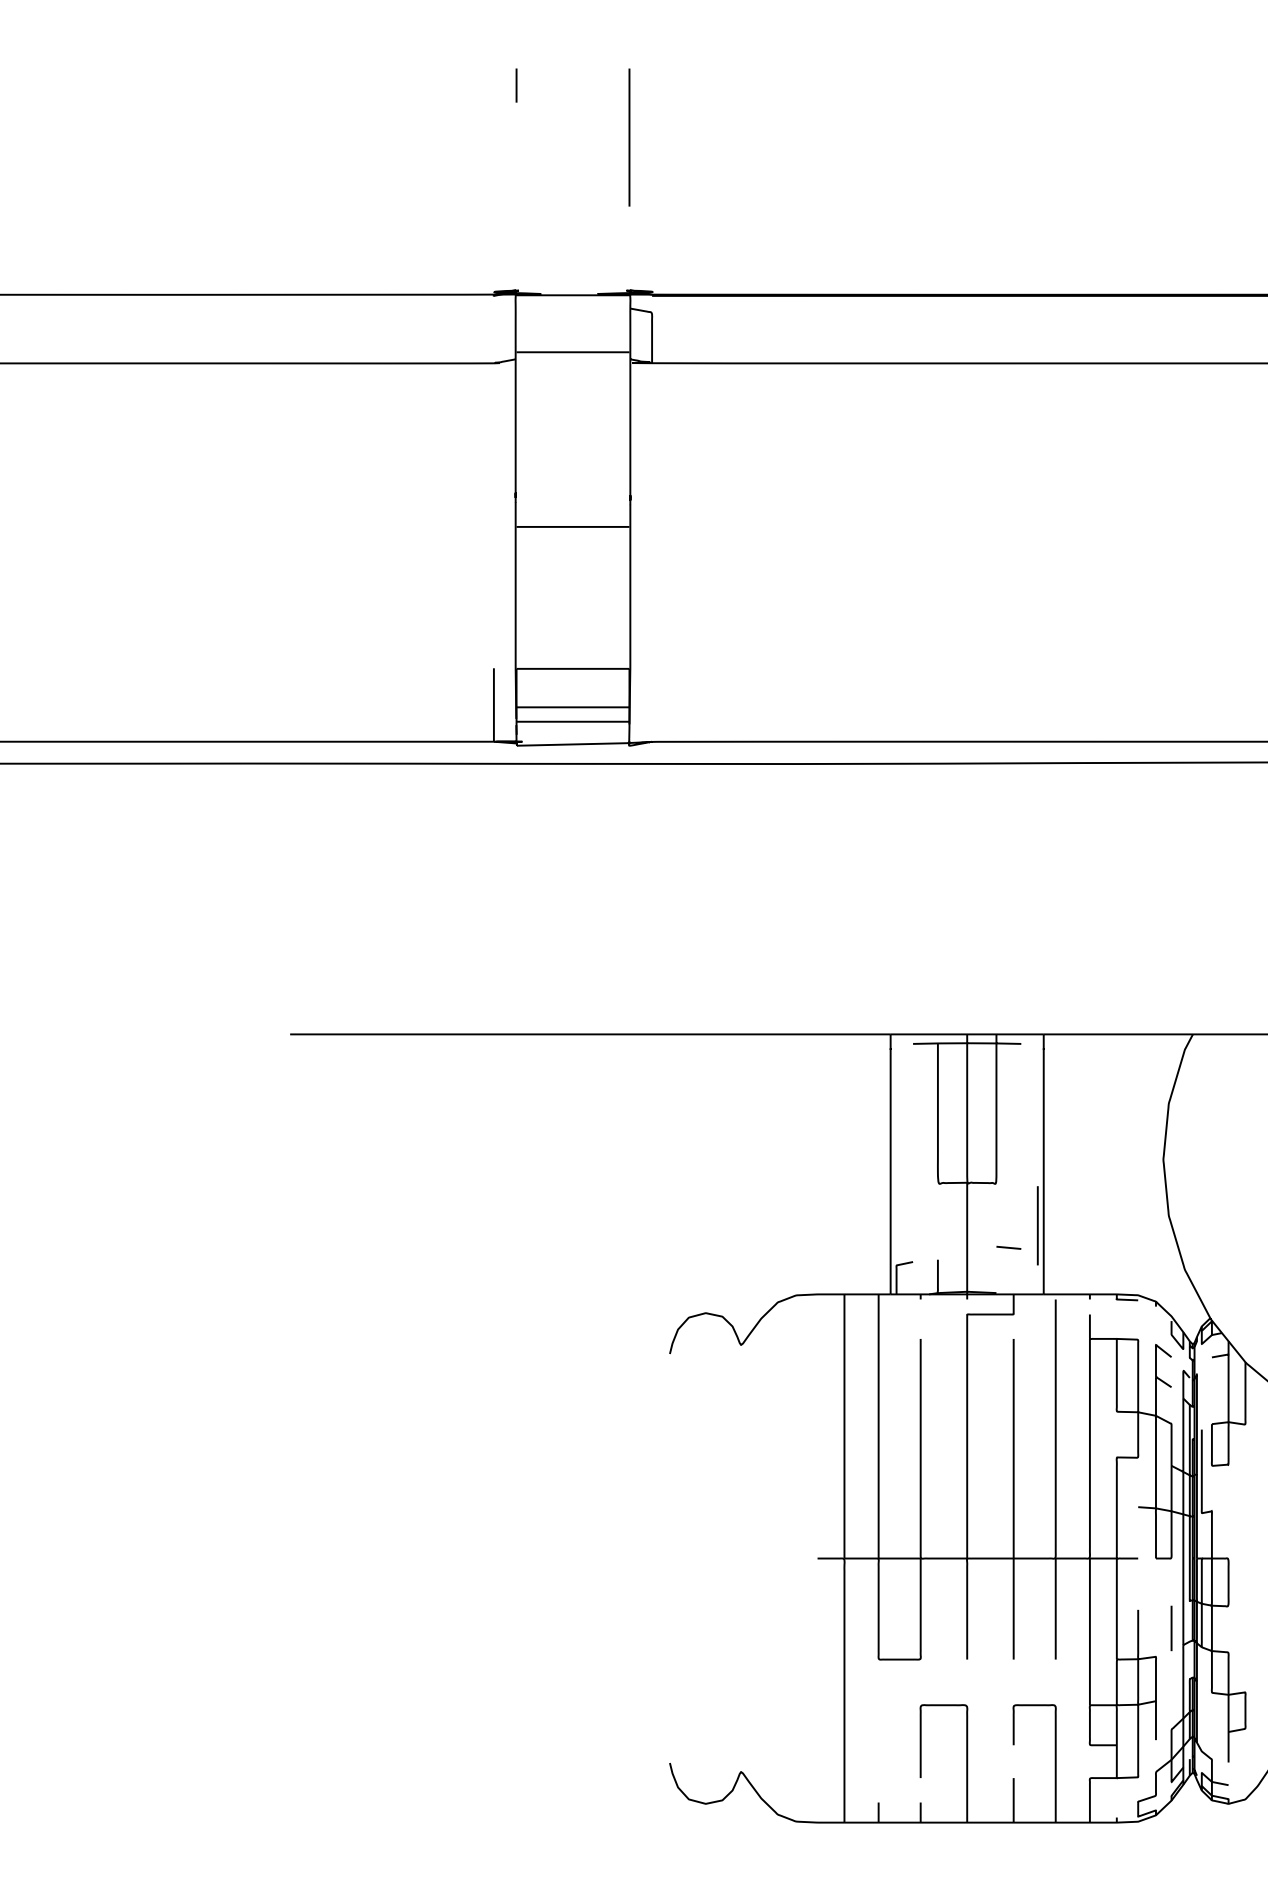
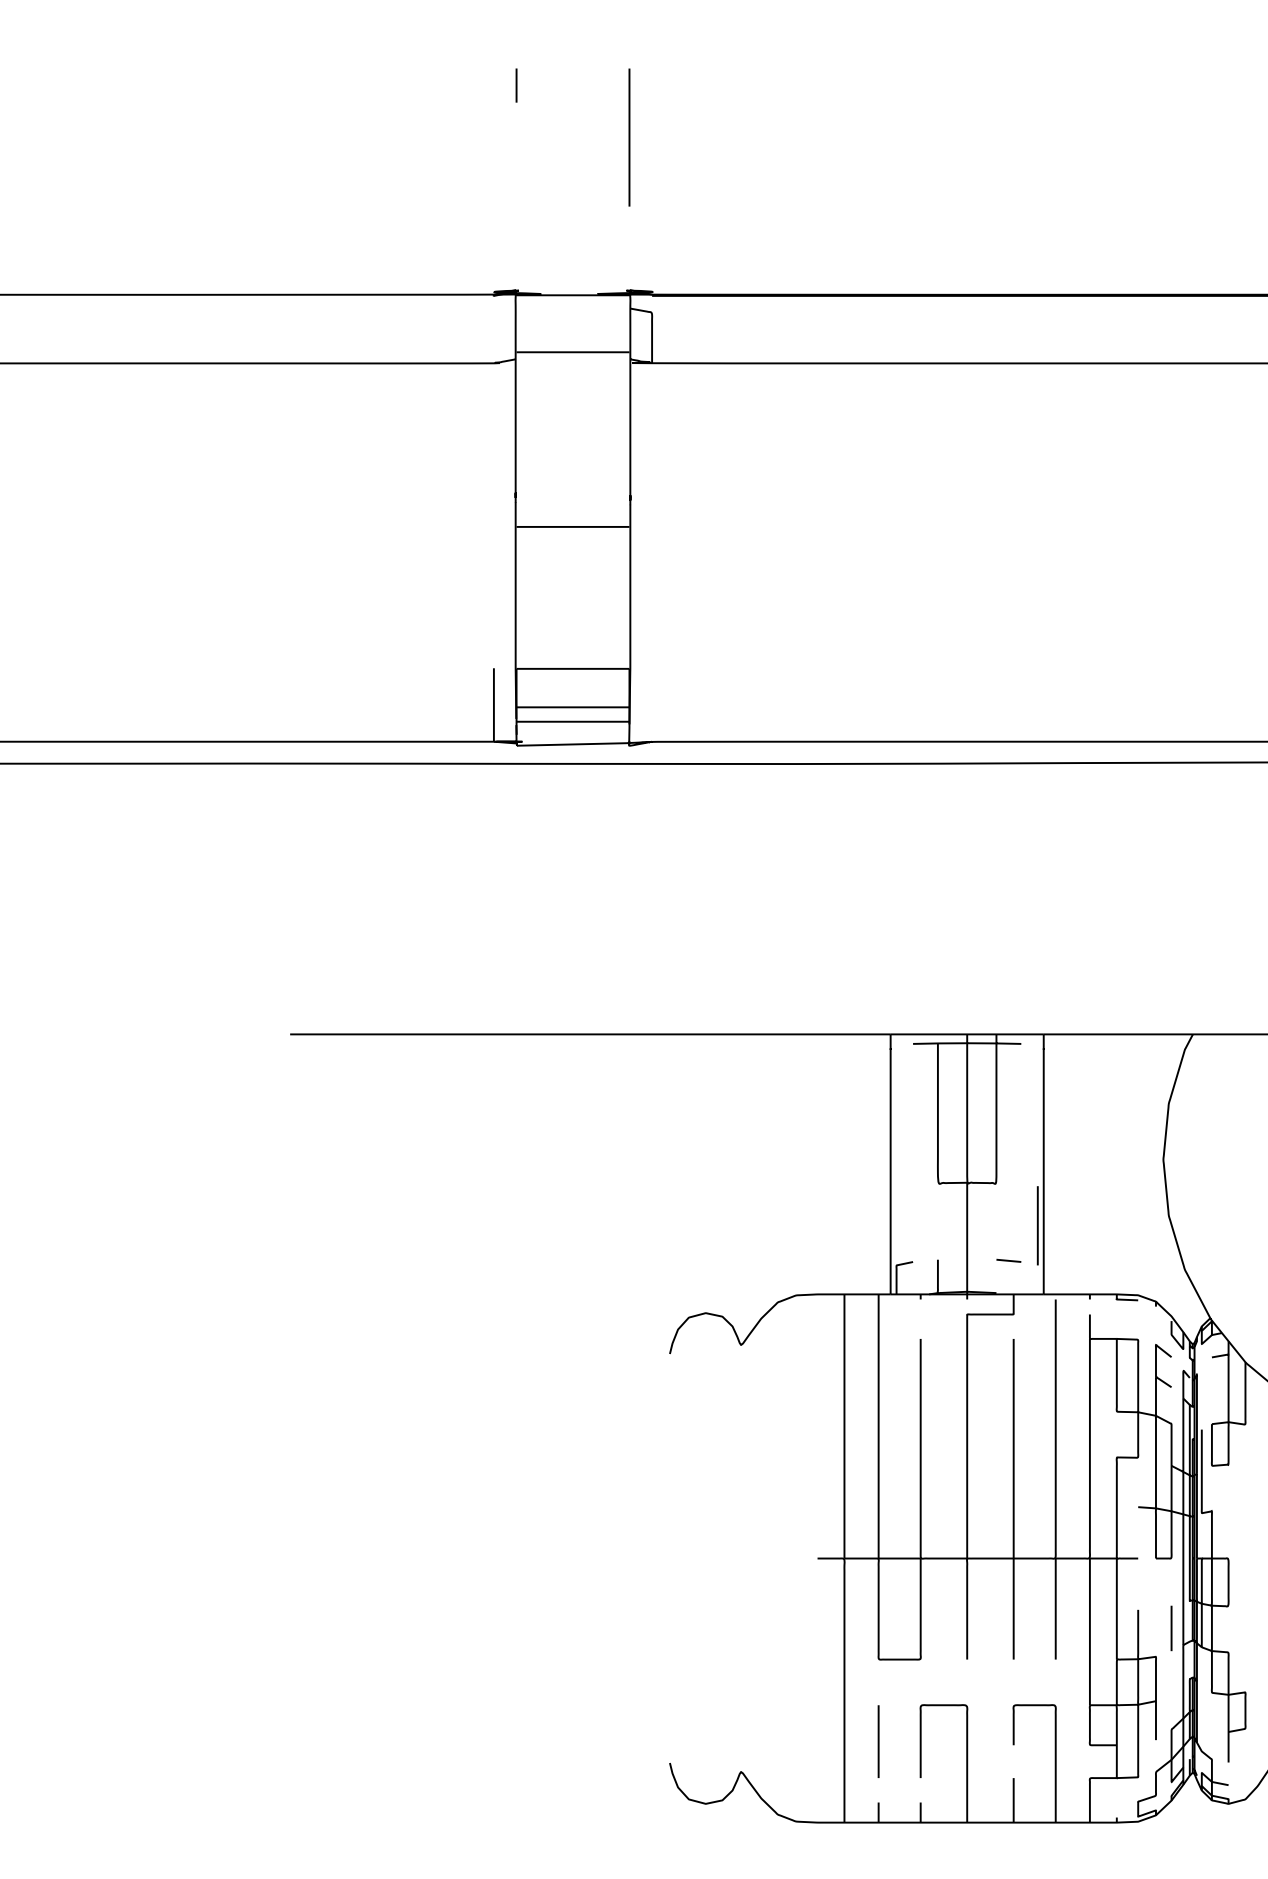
line position: (1008, 1247) -> (1008, 1260) (1008, 1260)
line: none -> present (878, 1741)
